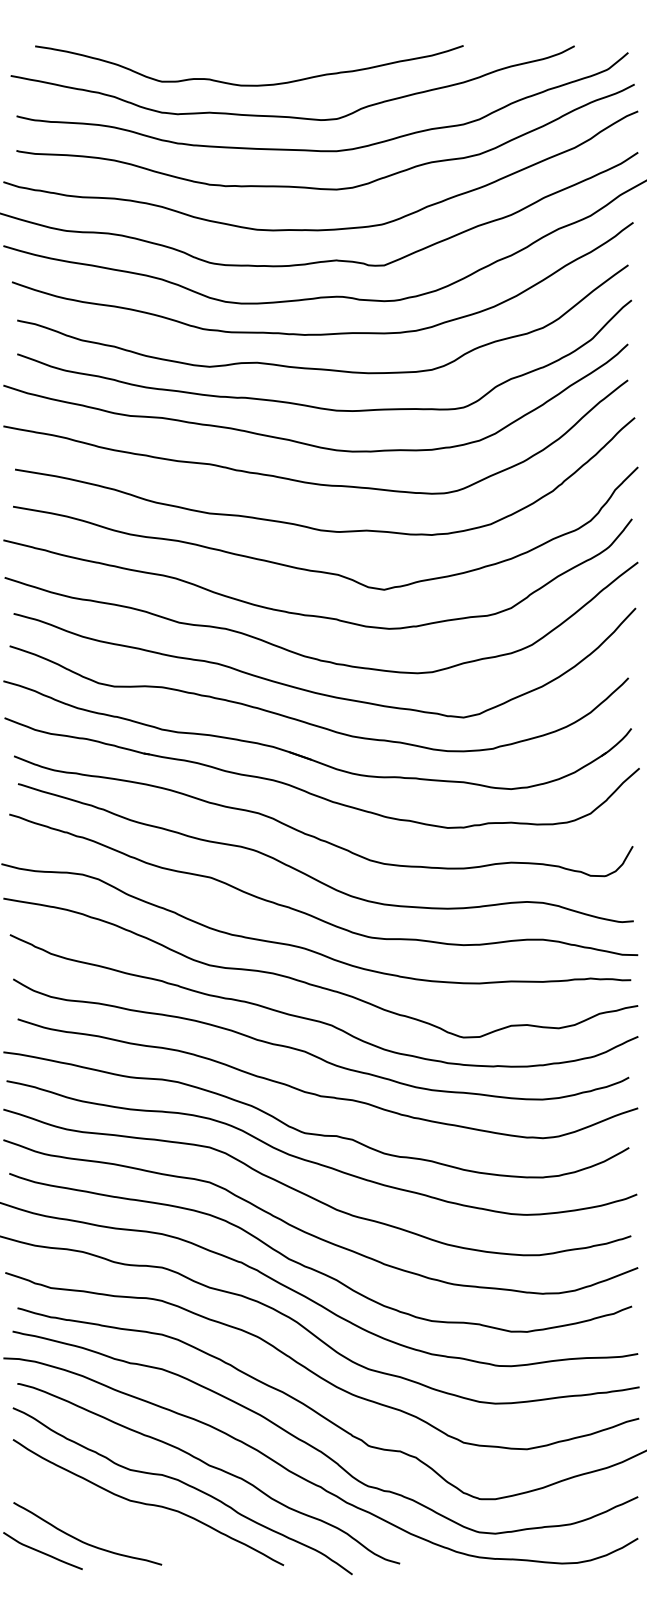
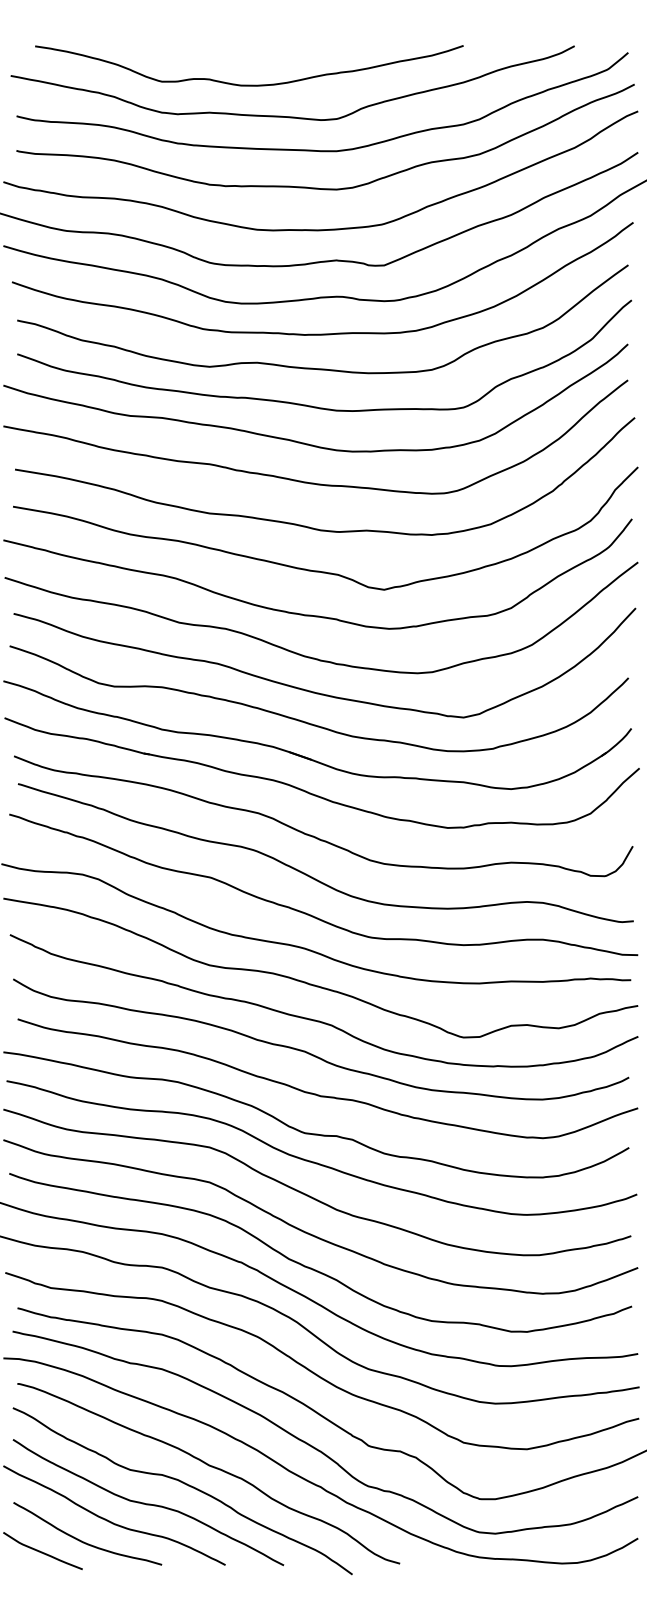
curve: none -> present (111, 1521)
